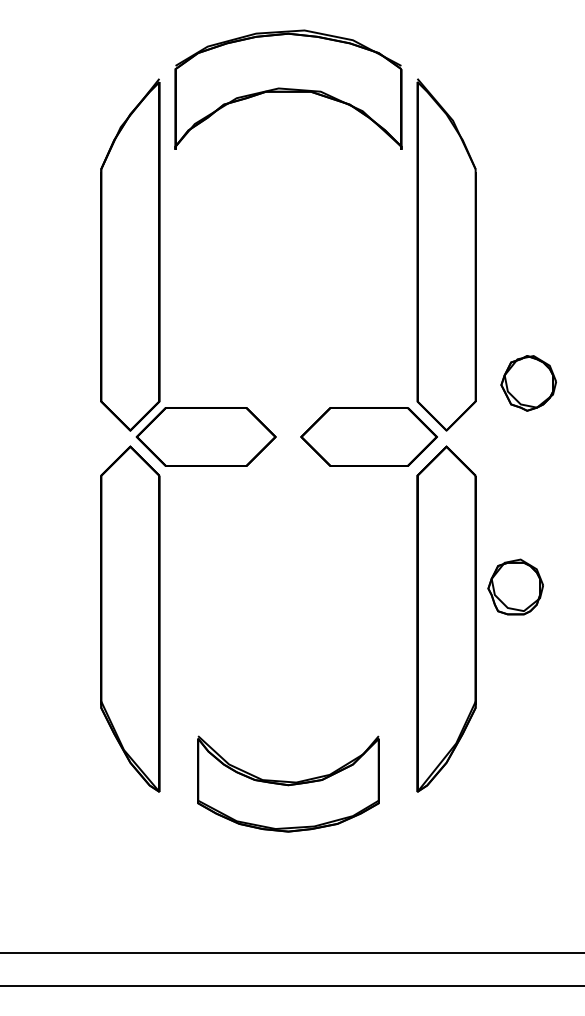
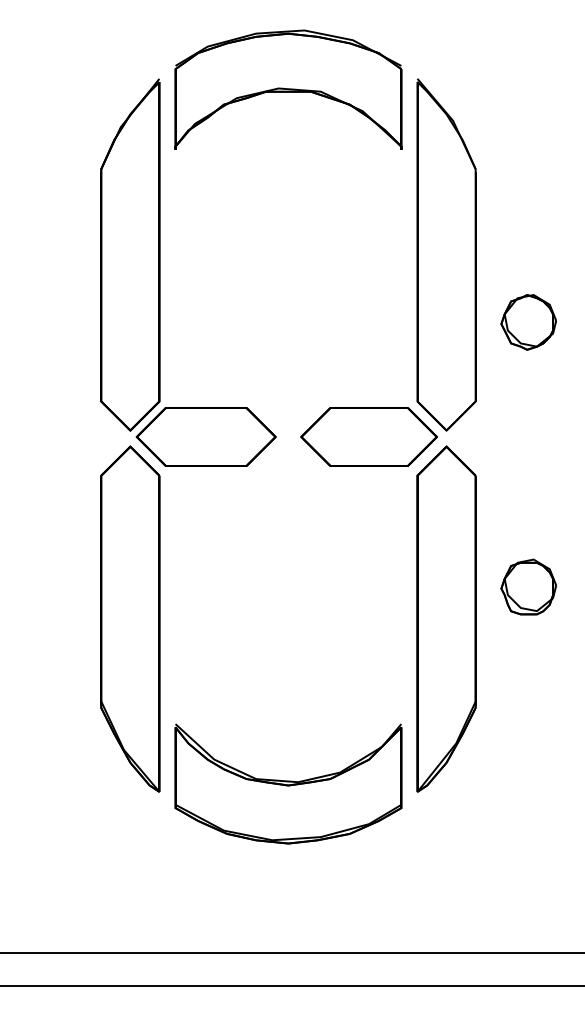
part position: (528, 383) -> (528, 322) (528, 322)
part position: (515, 586) -> (528, 586) (528, 586)
part size: 183x98 px -> 229x122 px (288, 783)
